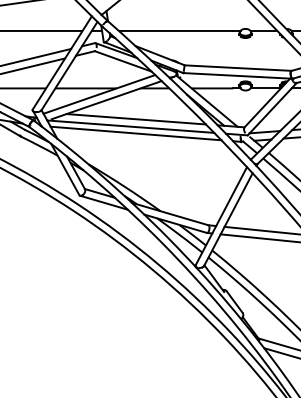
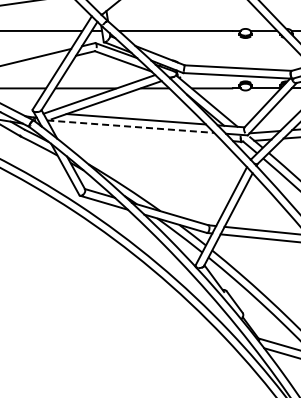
line: present -> none (33, 65)
line: solid -> dashed (130, 126)
line: present -> none (135, 133)
